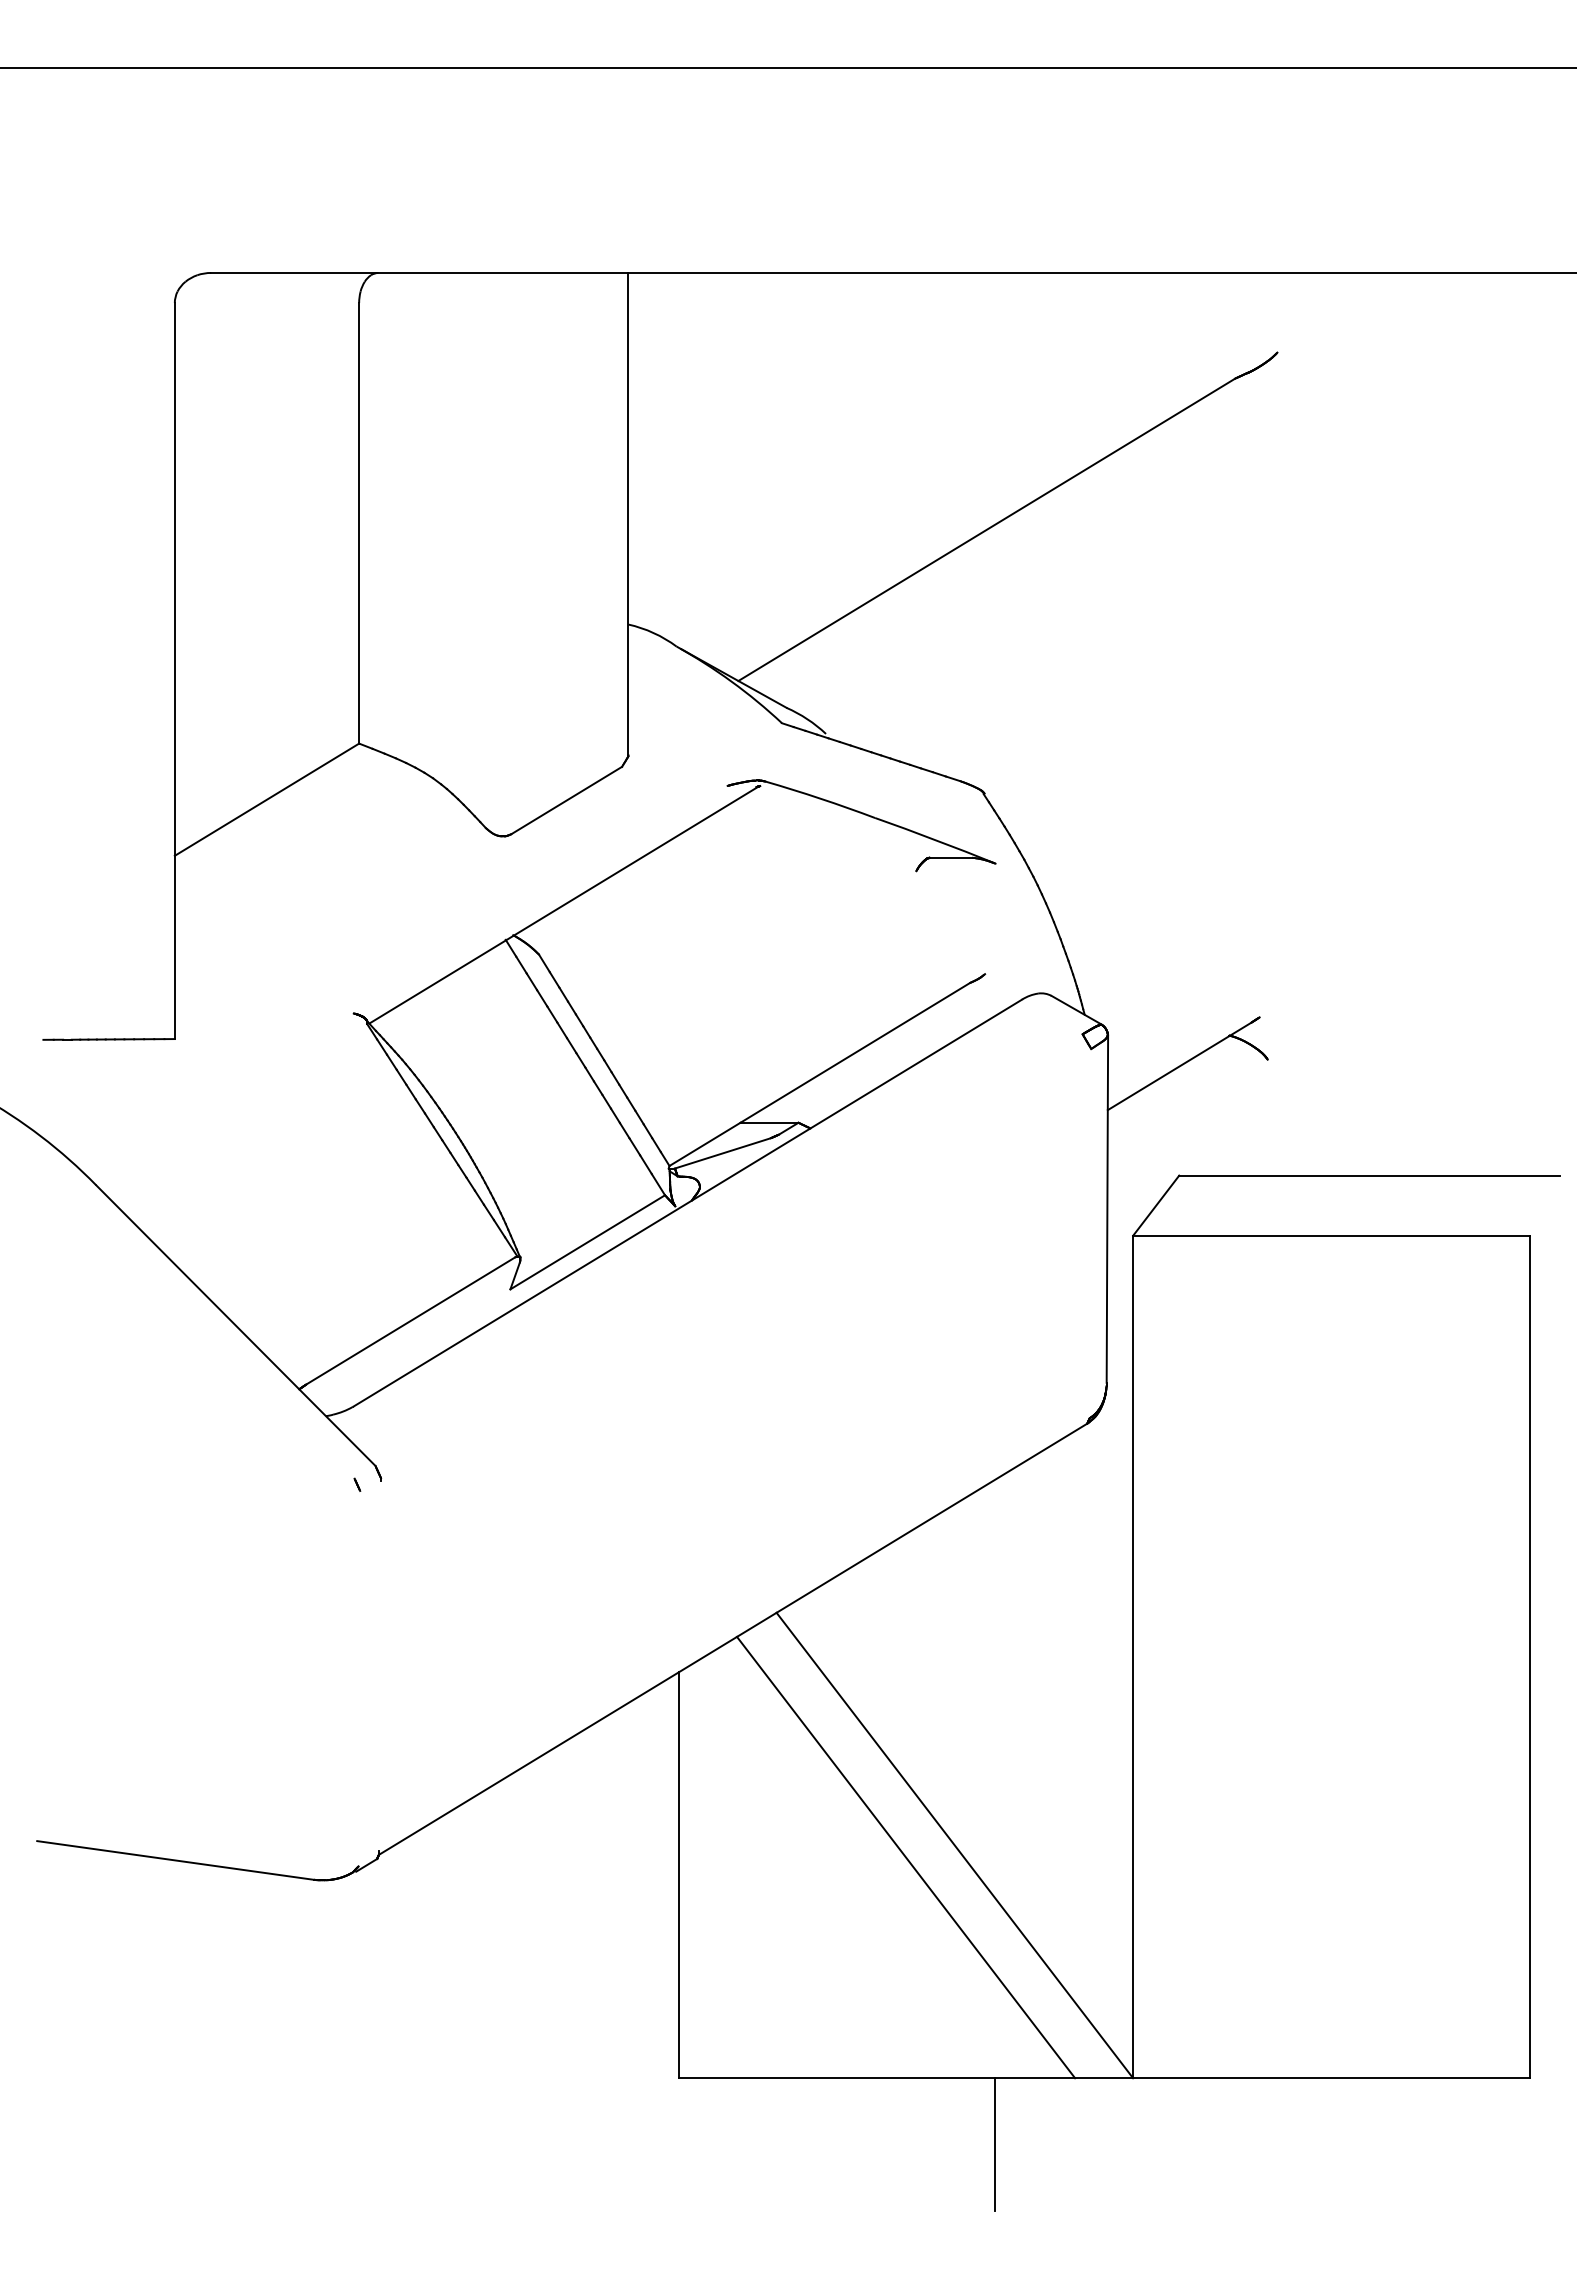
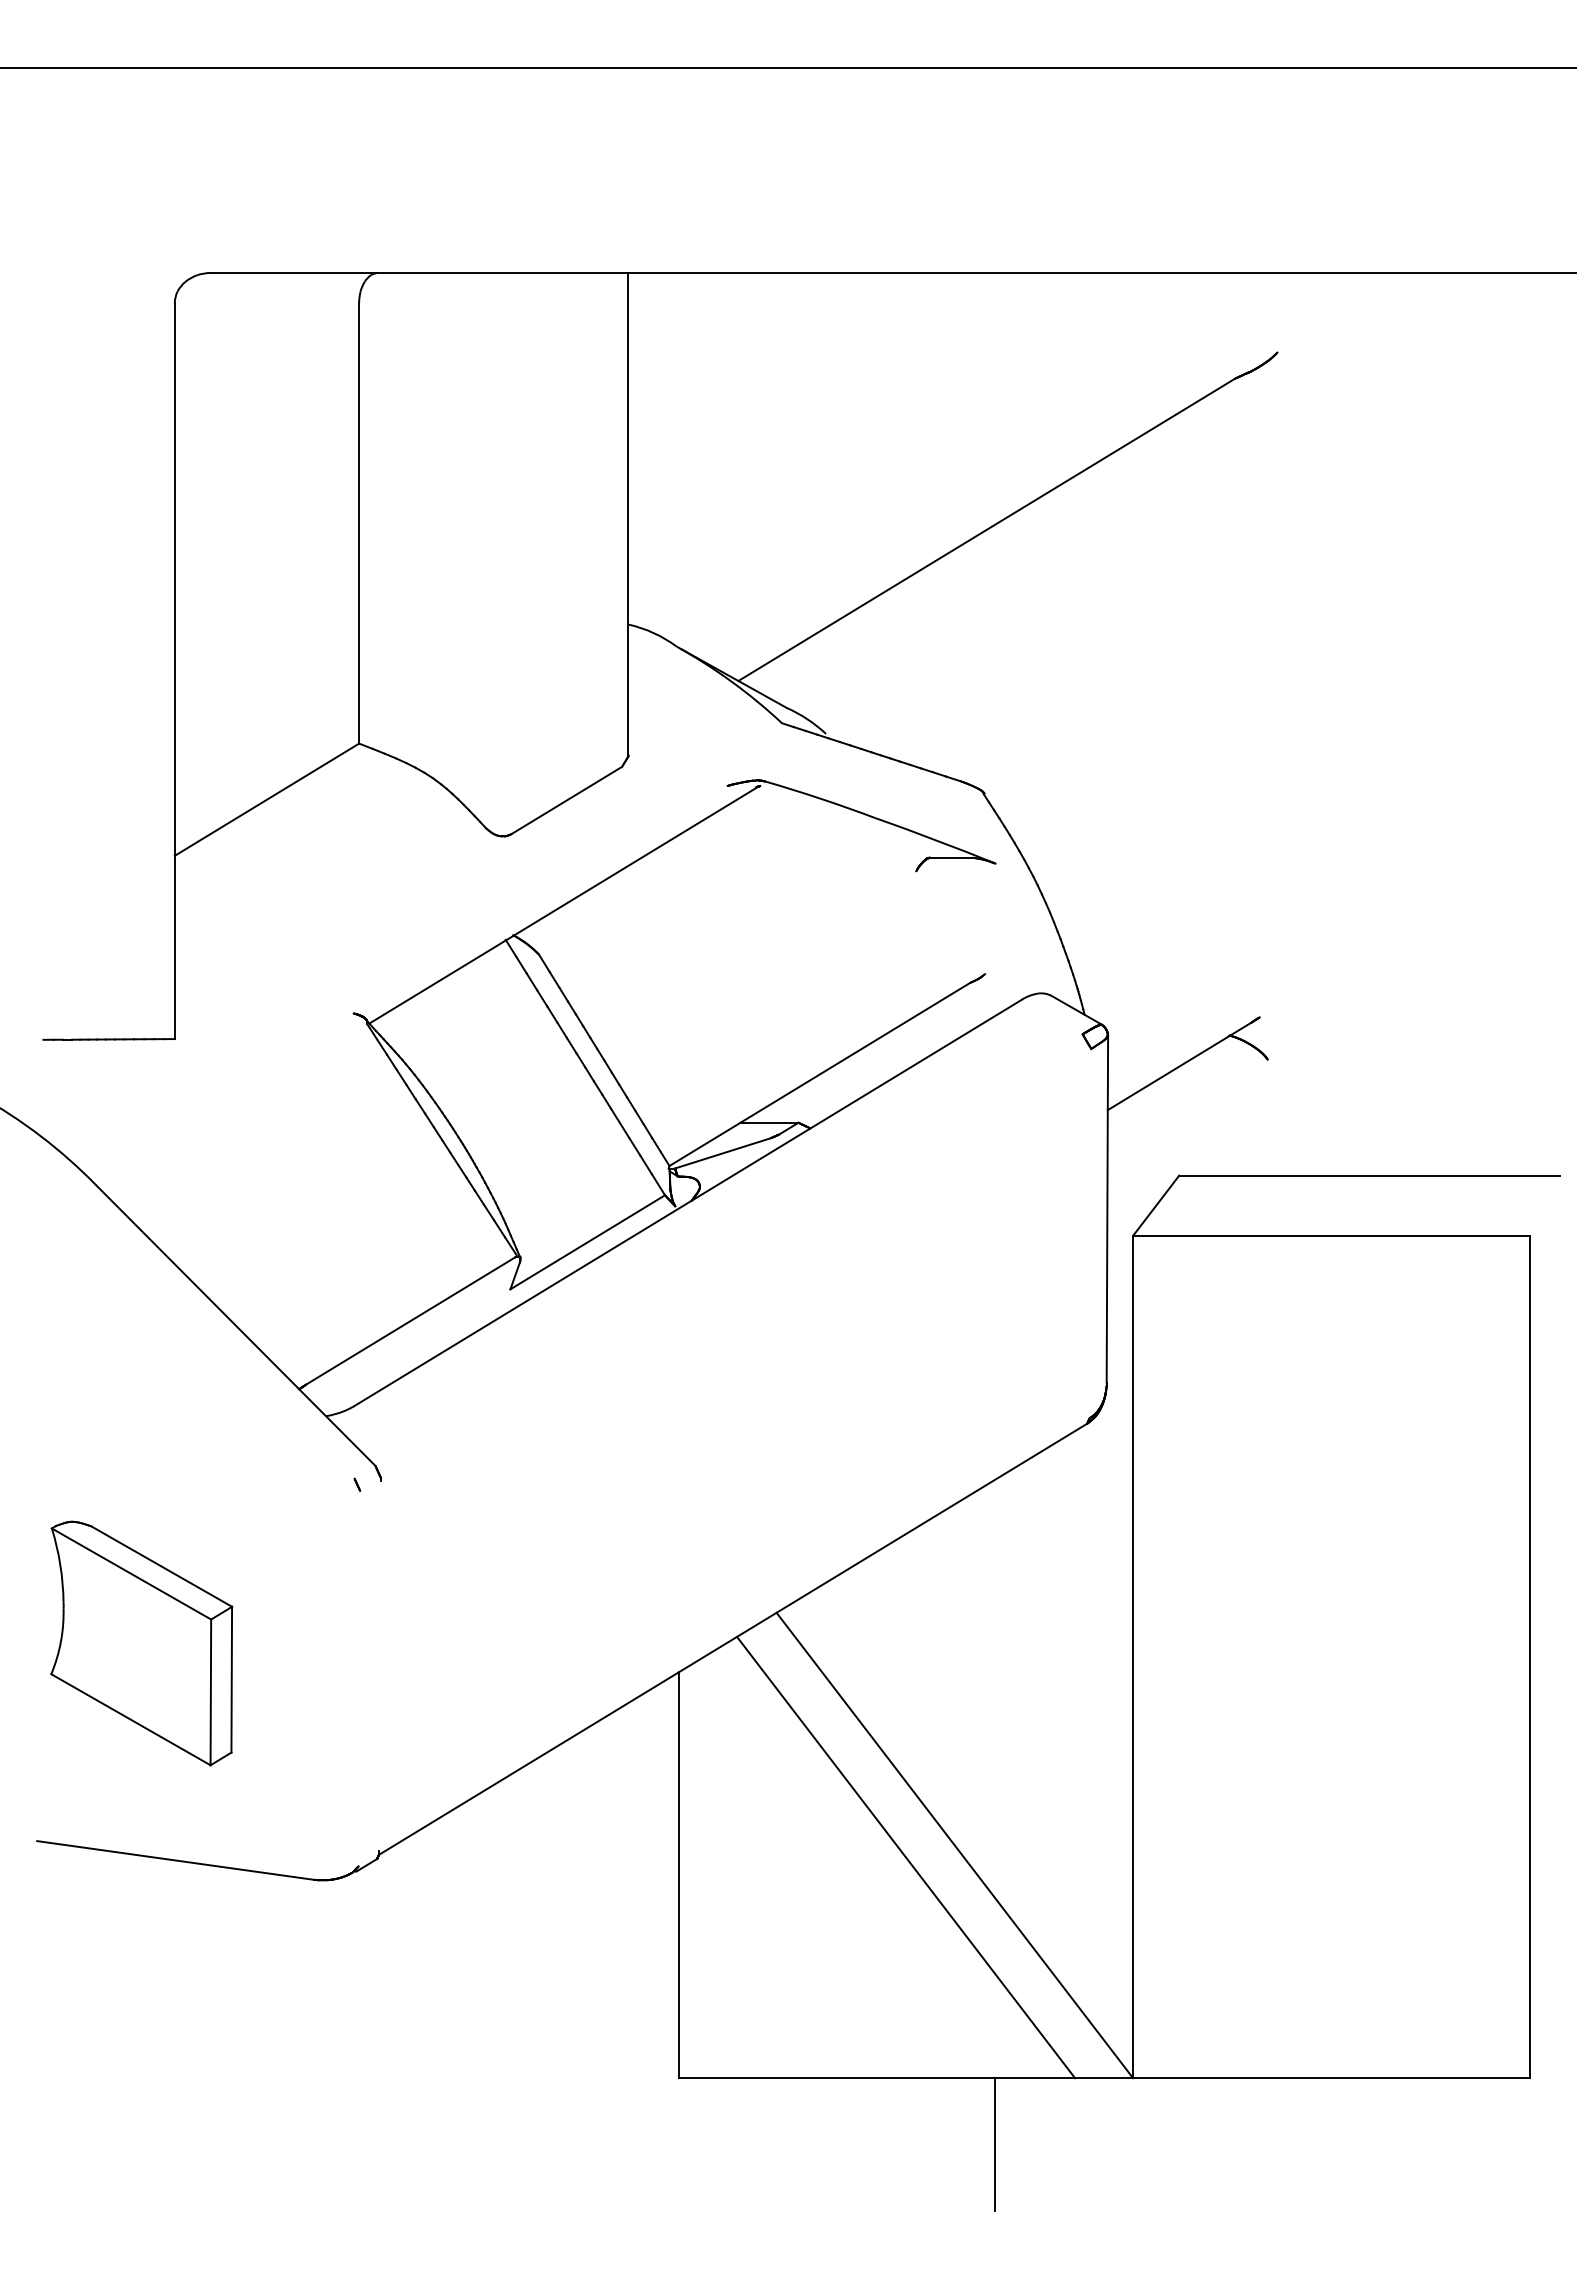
part: none -> present (141, 1643)
